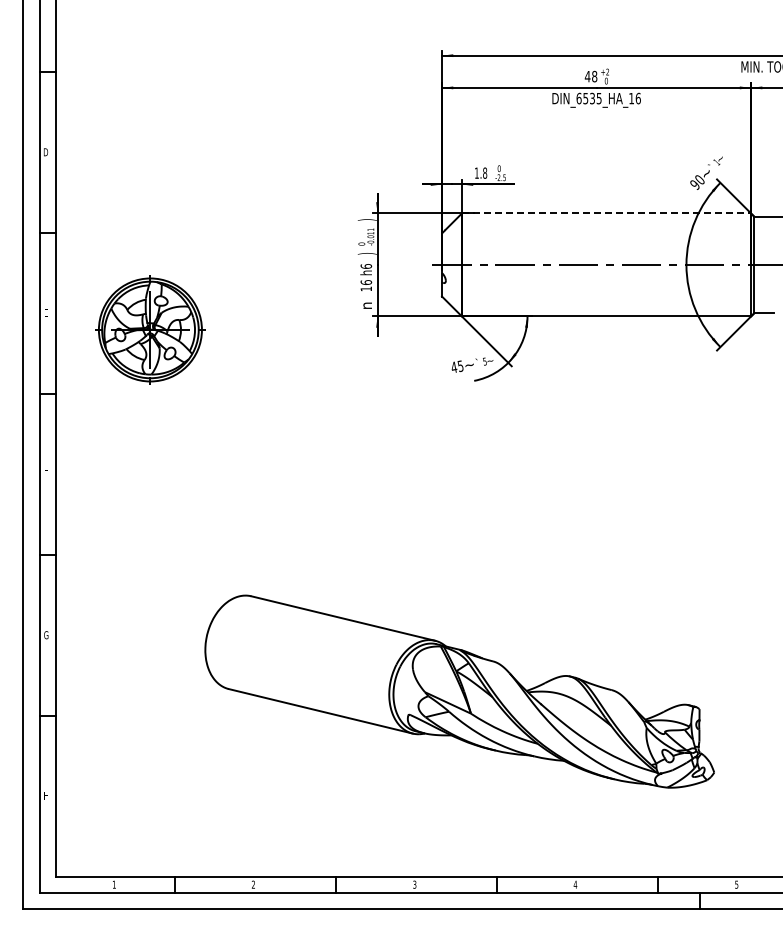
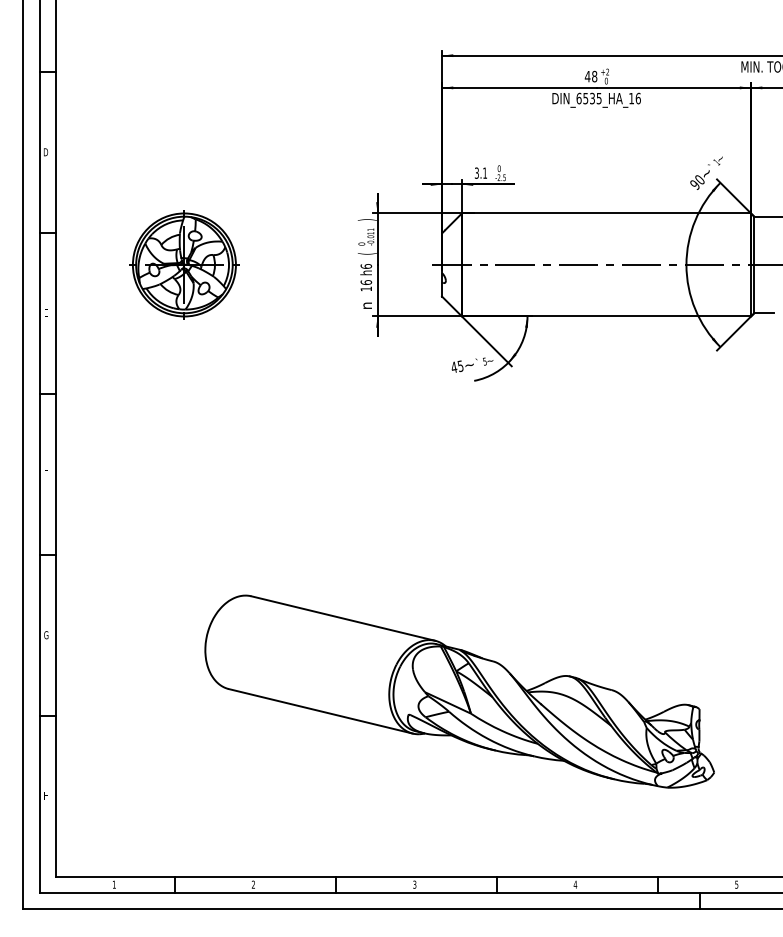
text: 1.8 -> 3.1 (480, 172)
line: dashed -> solid (606, 213)
text: ) -> ( (366, 253)
part position: (150, 329) -> (184, 264) (184, 264)
